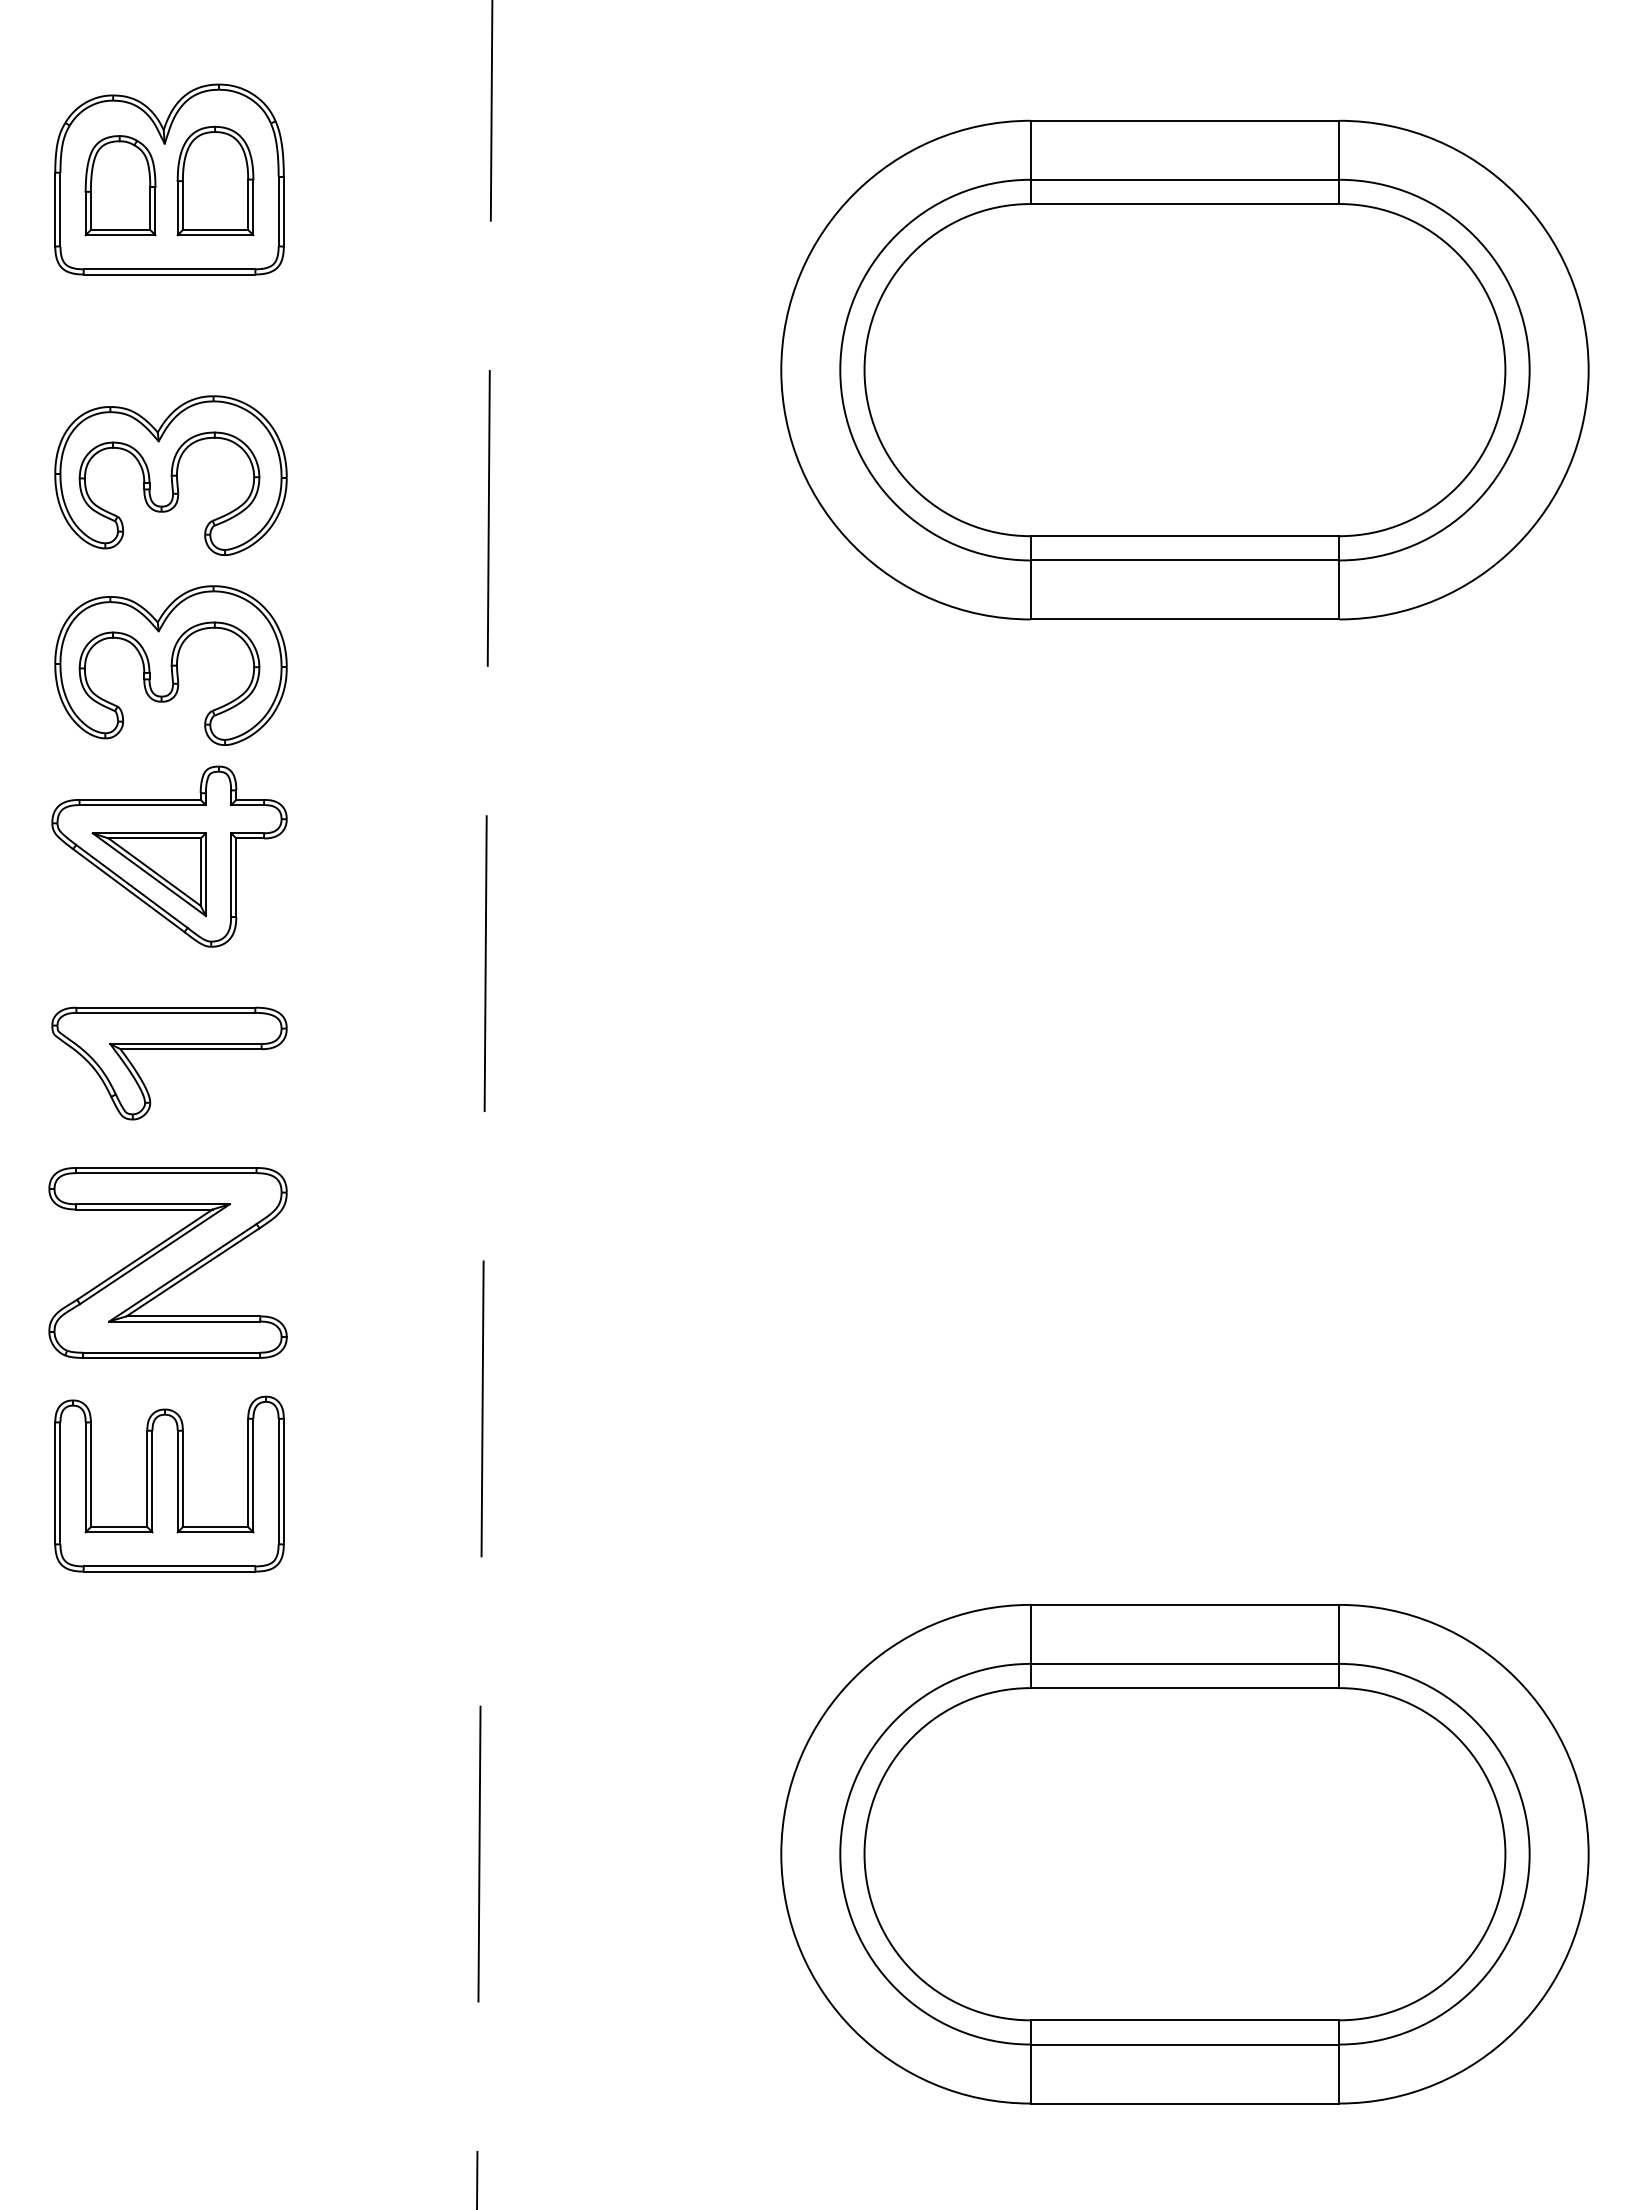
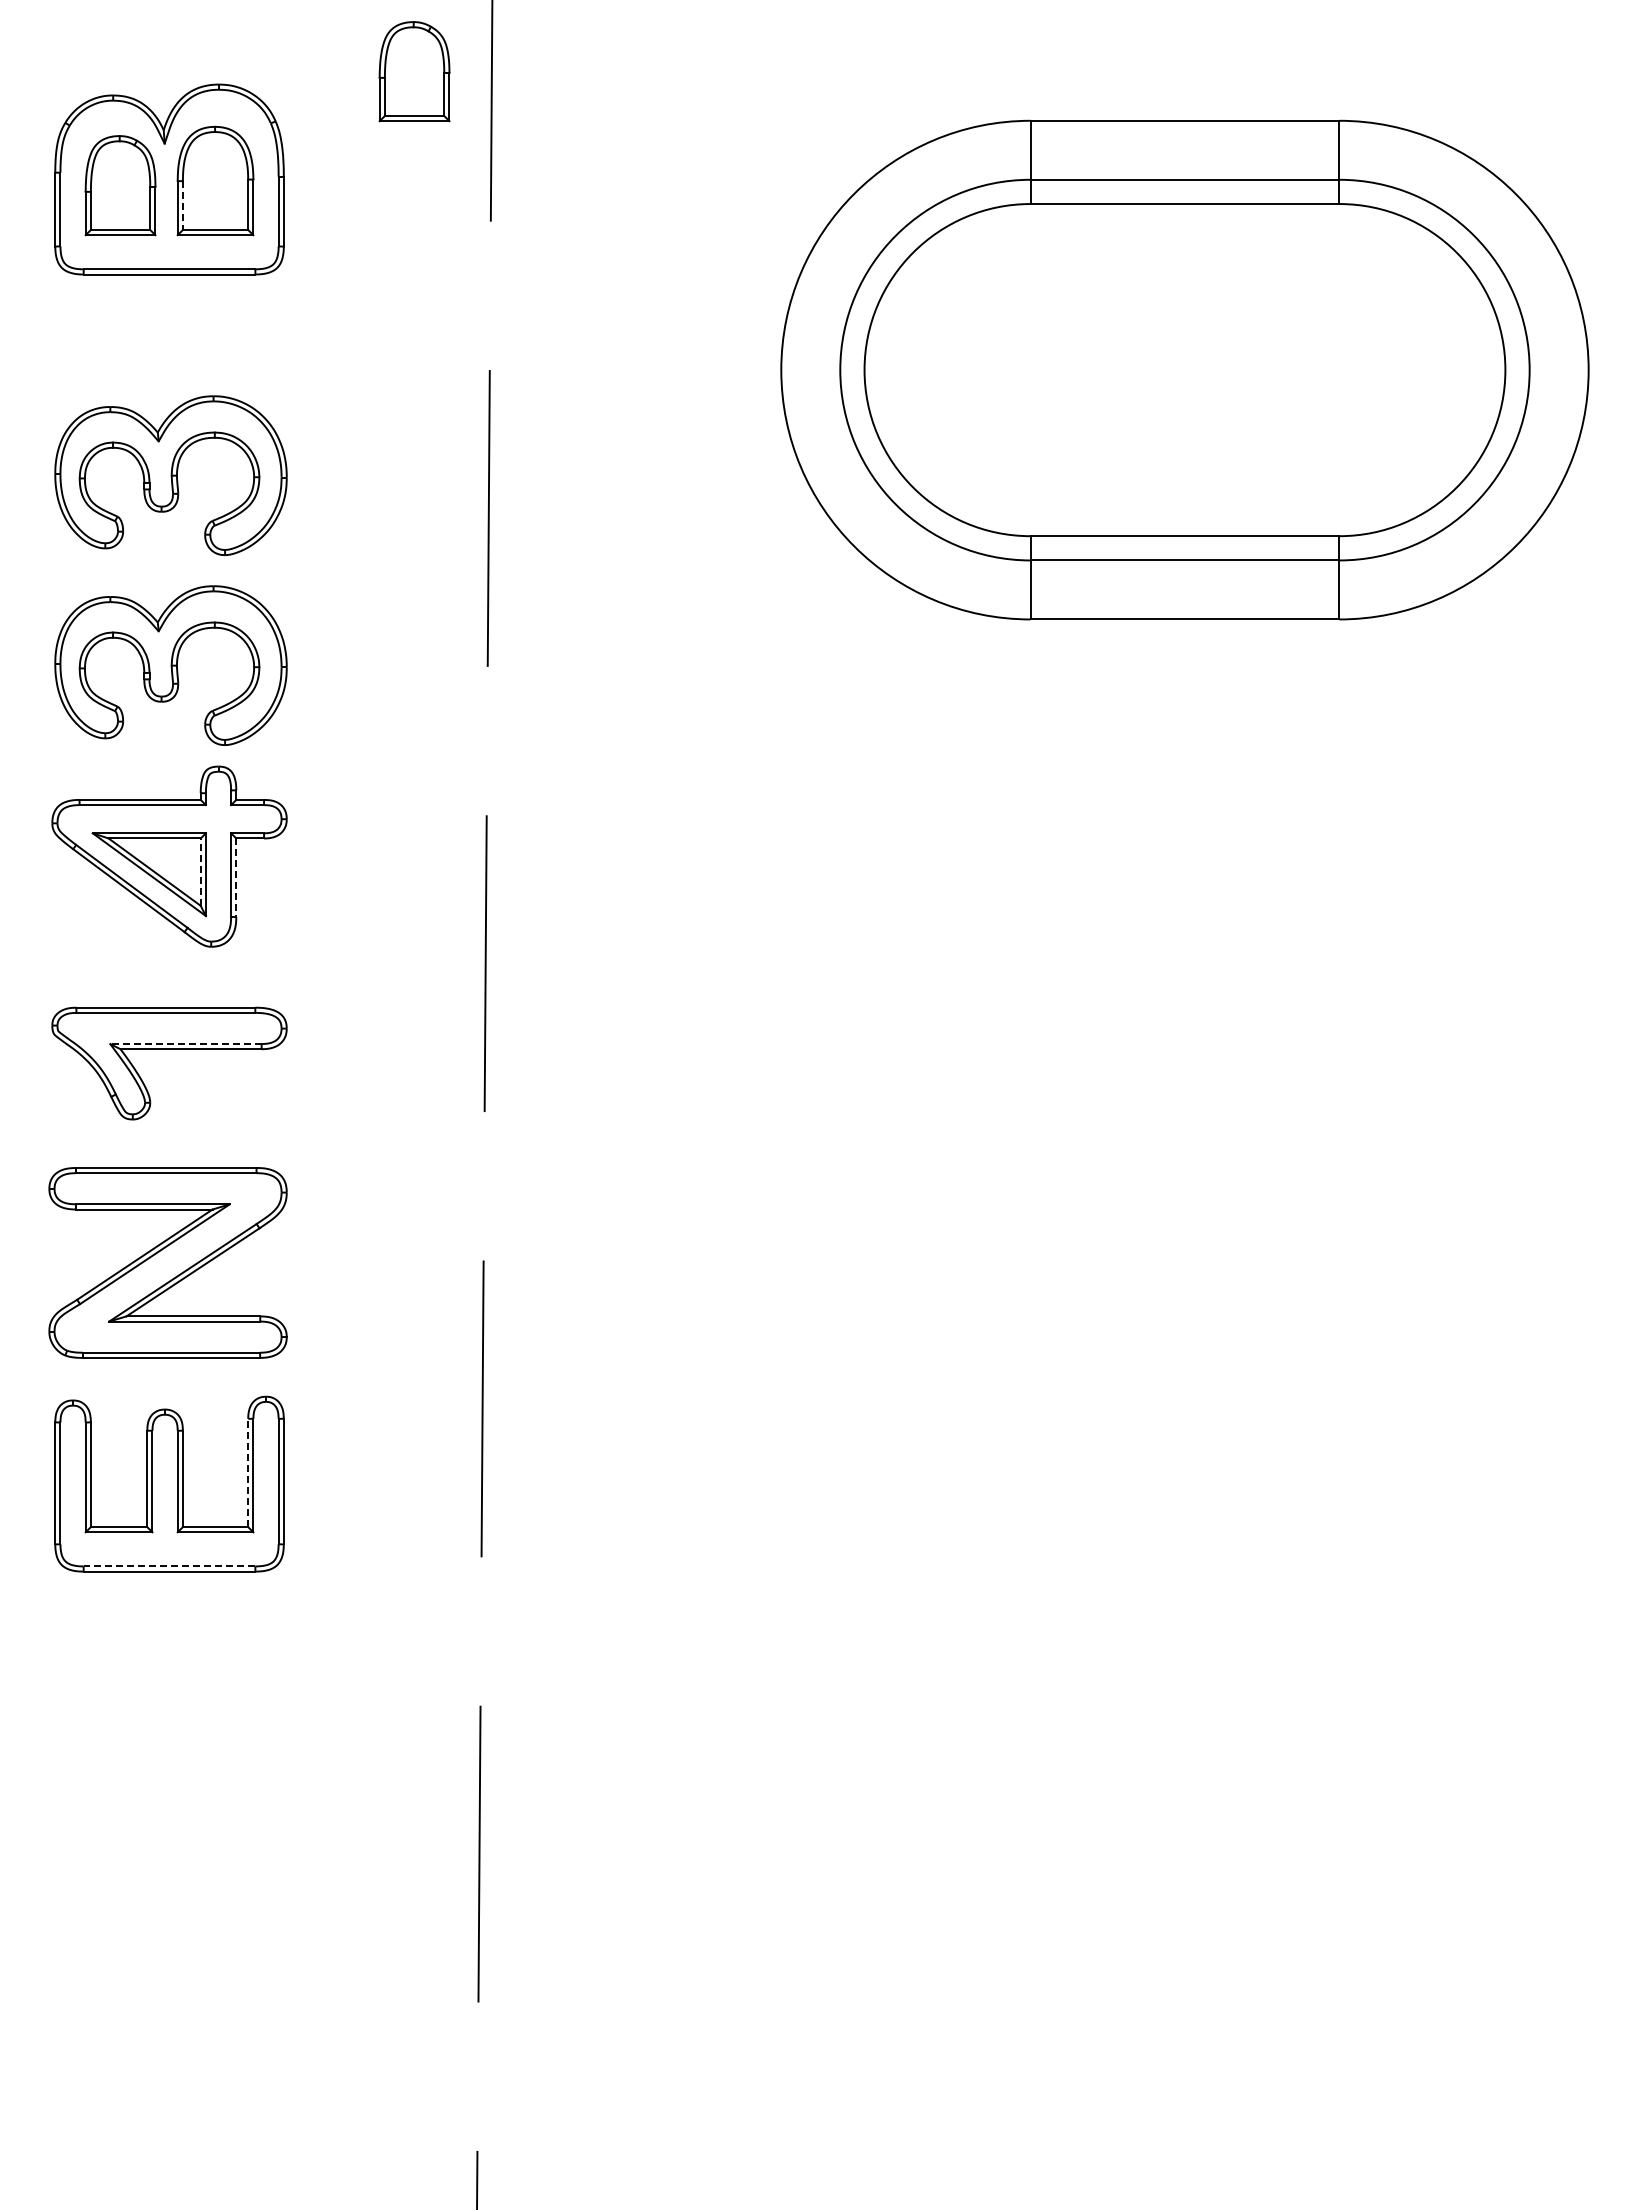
part: none -> present (414, 71)
line: solid -> dashed (182, 206)
line: solid -> dashed (200, 872)
line: solid -> dashed (236, 878)
line: solid -> dashed (185, 1044)
line: solid -> dashed (248, 1472)
line: solid -> dashed (169, 1566)
part: present -> none (1184, 1854)
